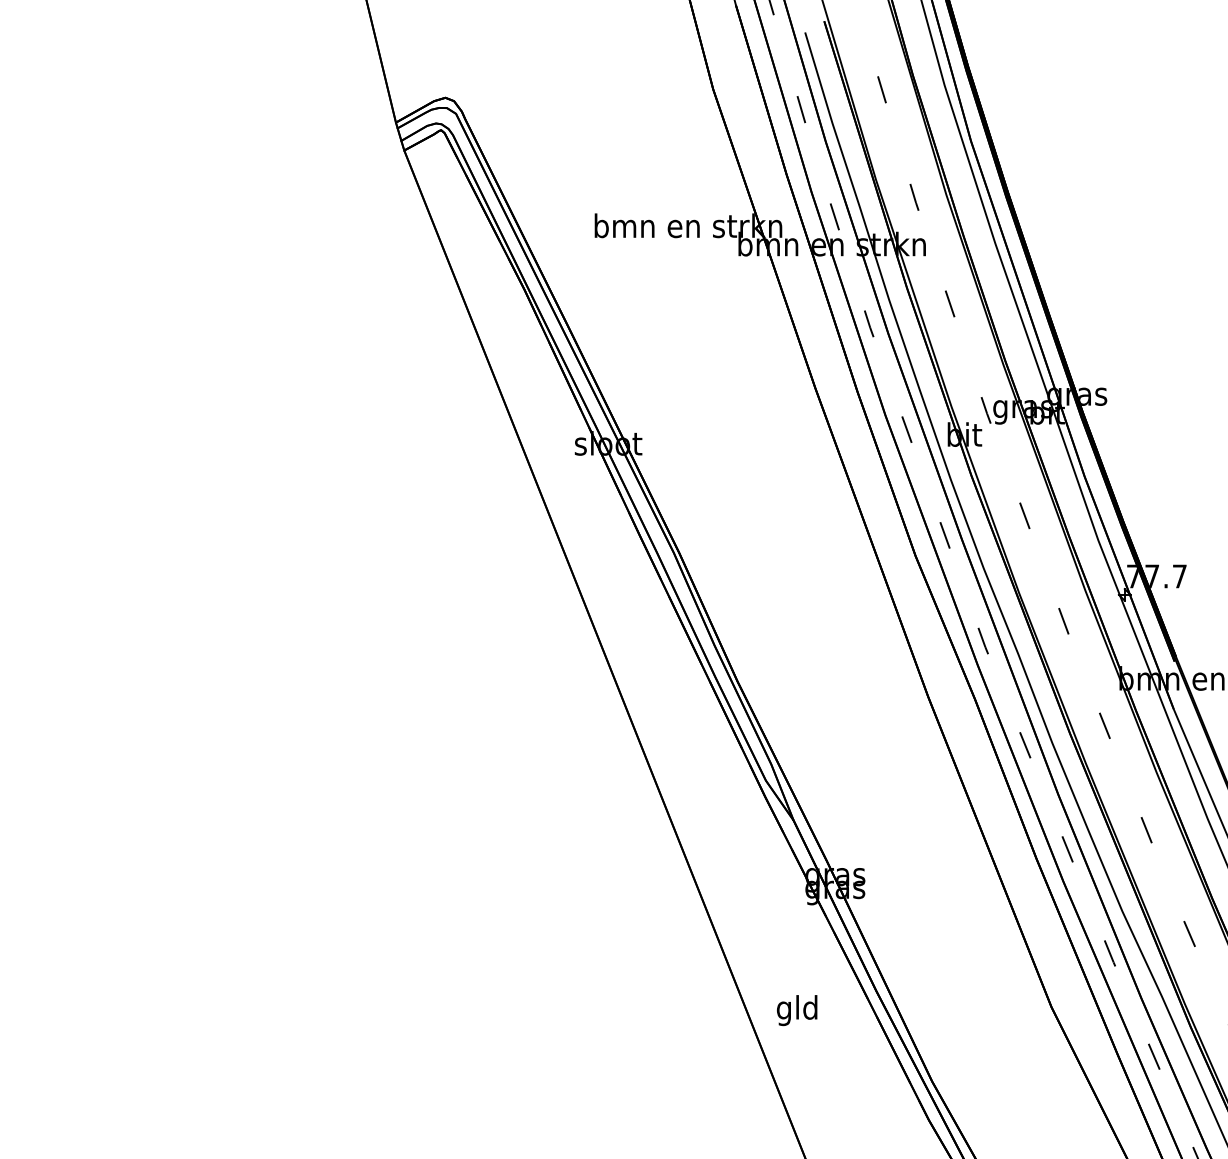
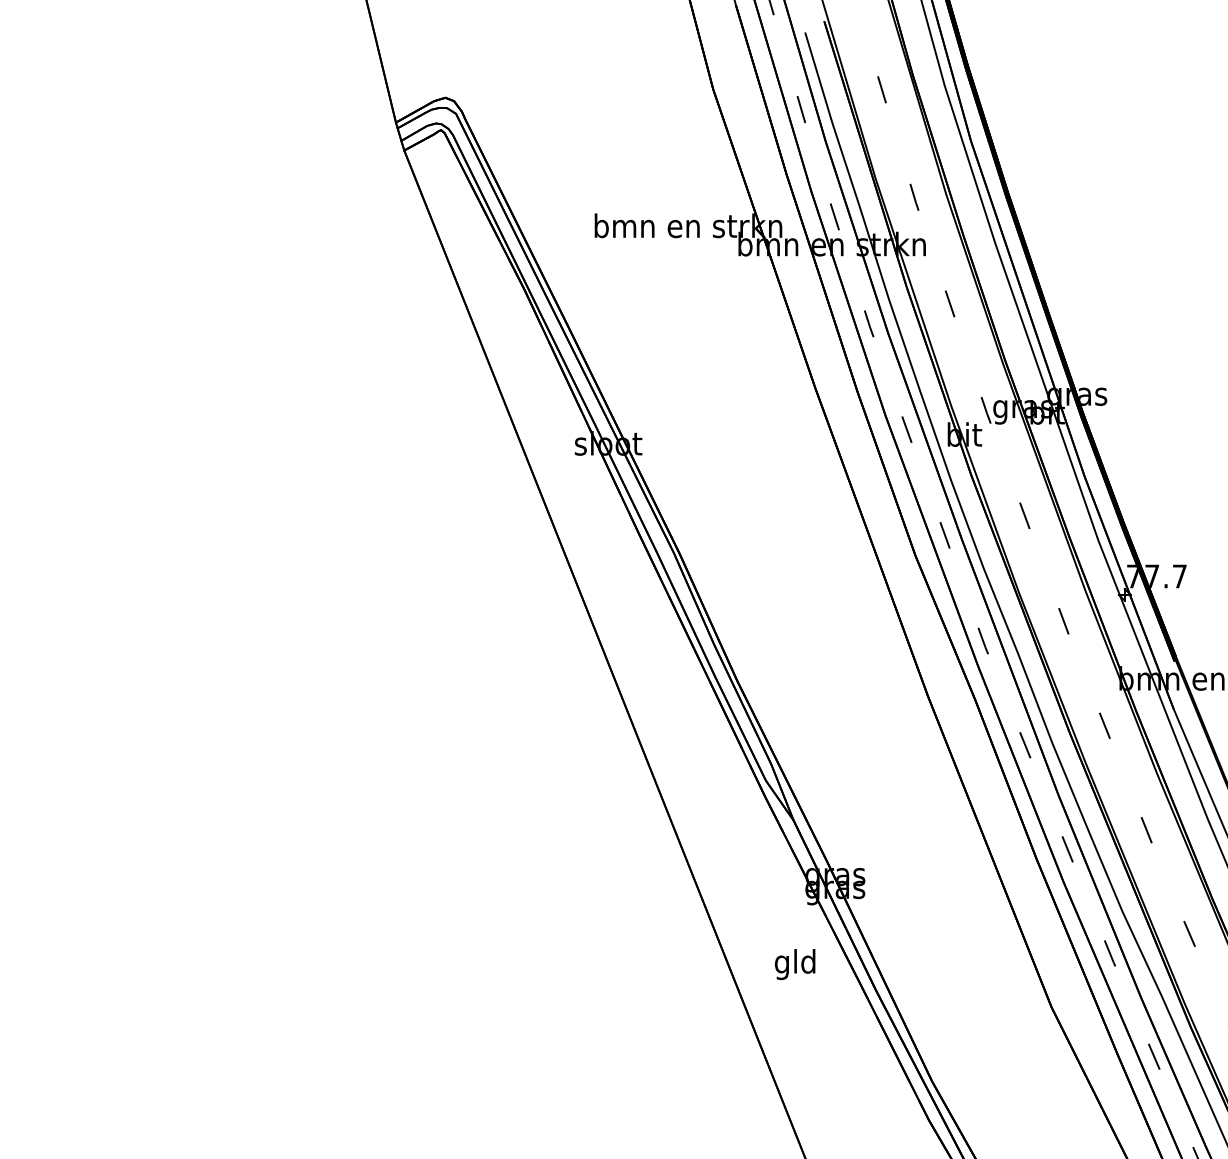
text position: (797, 1010) -> (795, 964) (795, 964)
